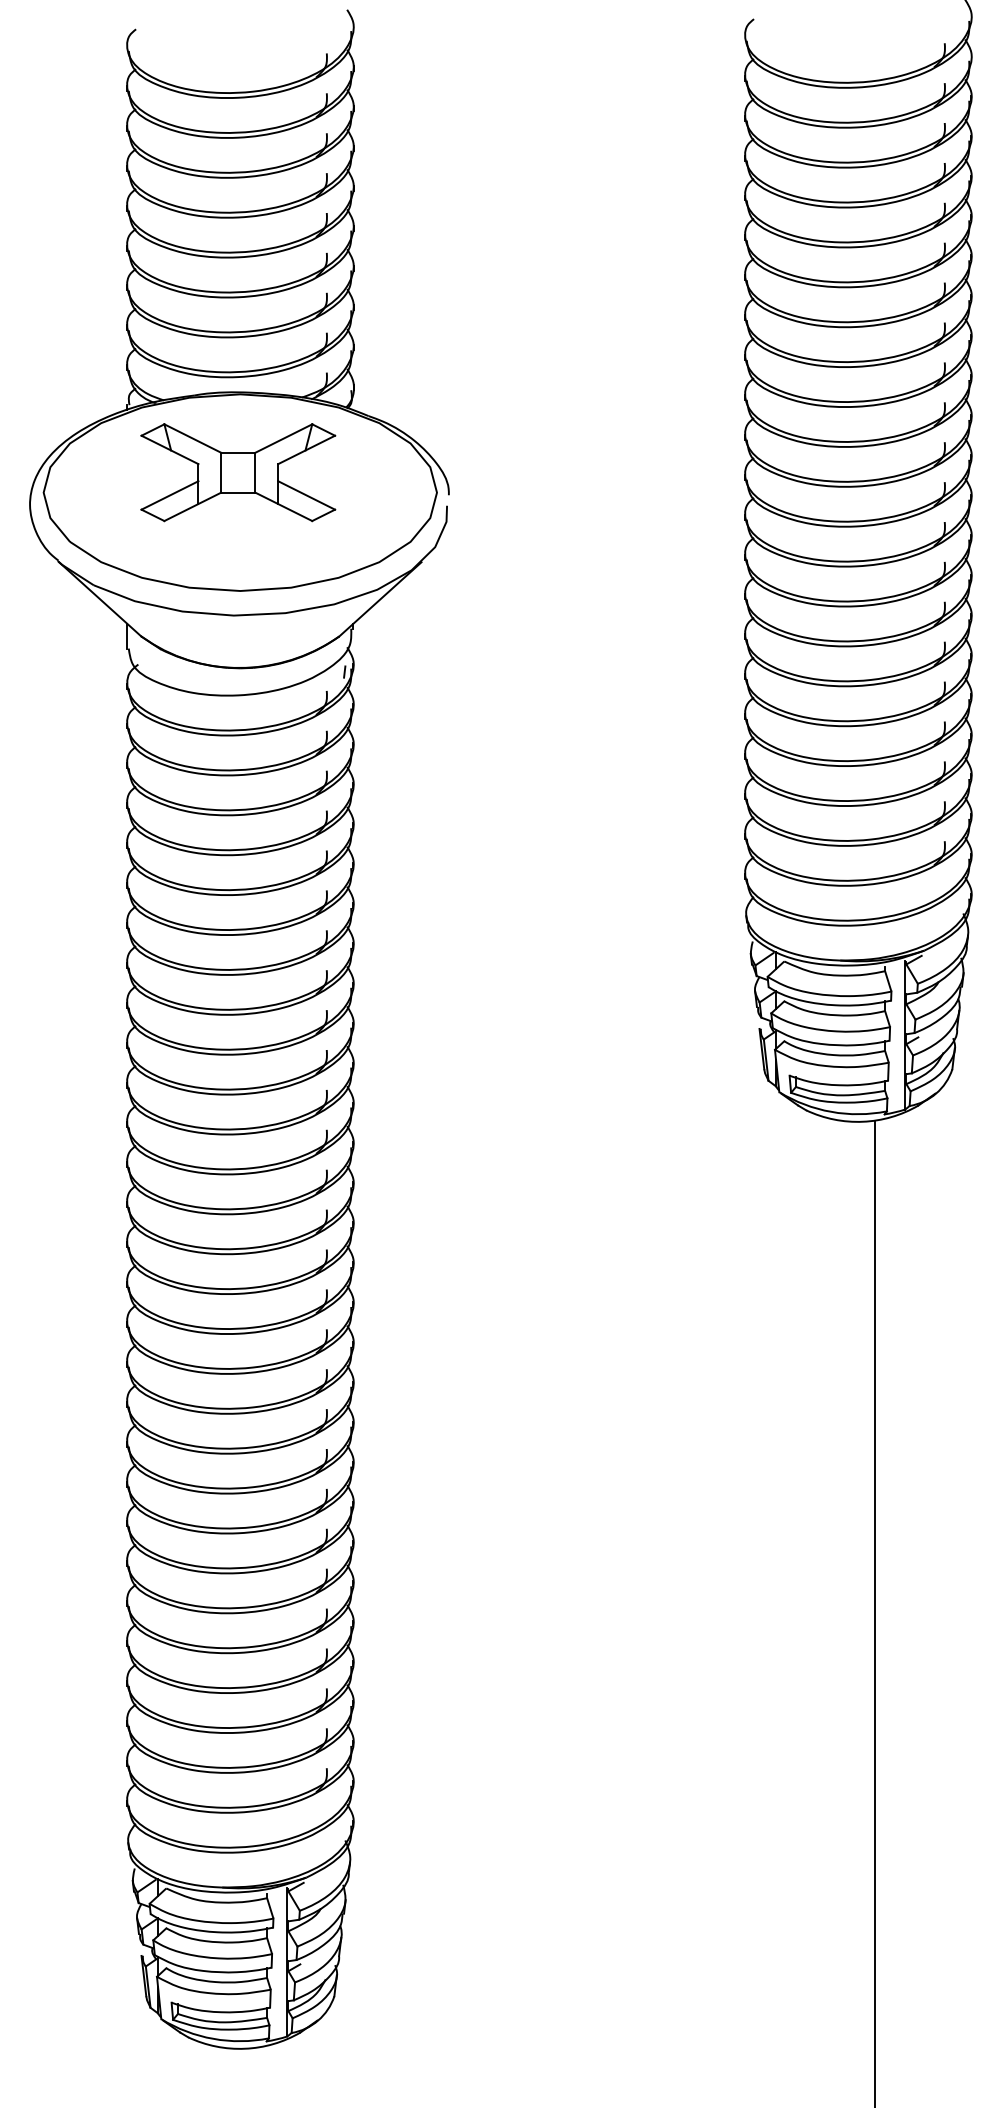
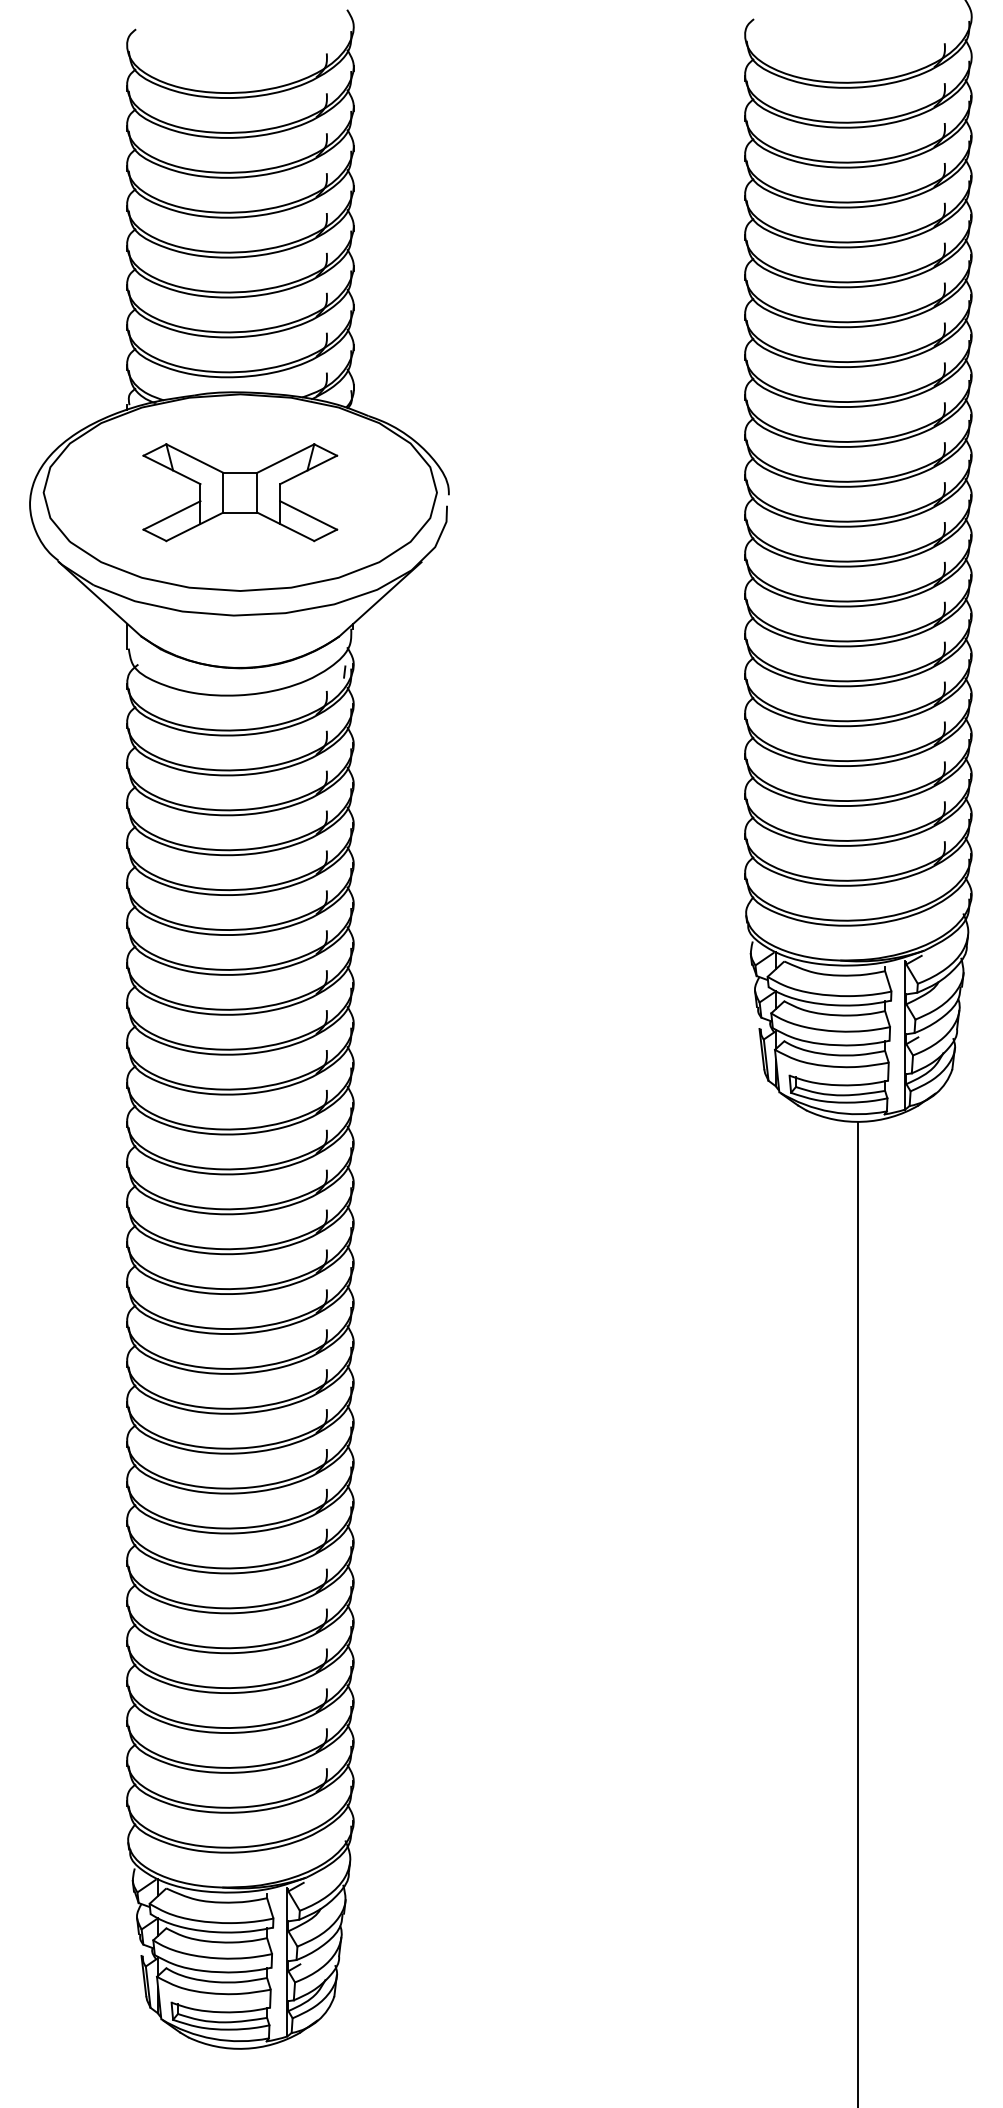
part position: (238, 472) -> (240, 492) (240, 492)
line position: (875, 1612) -> (858, 1612) (858, 1612)
